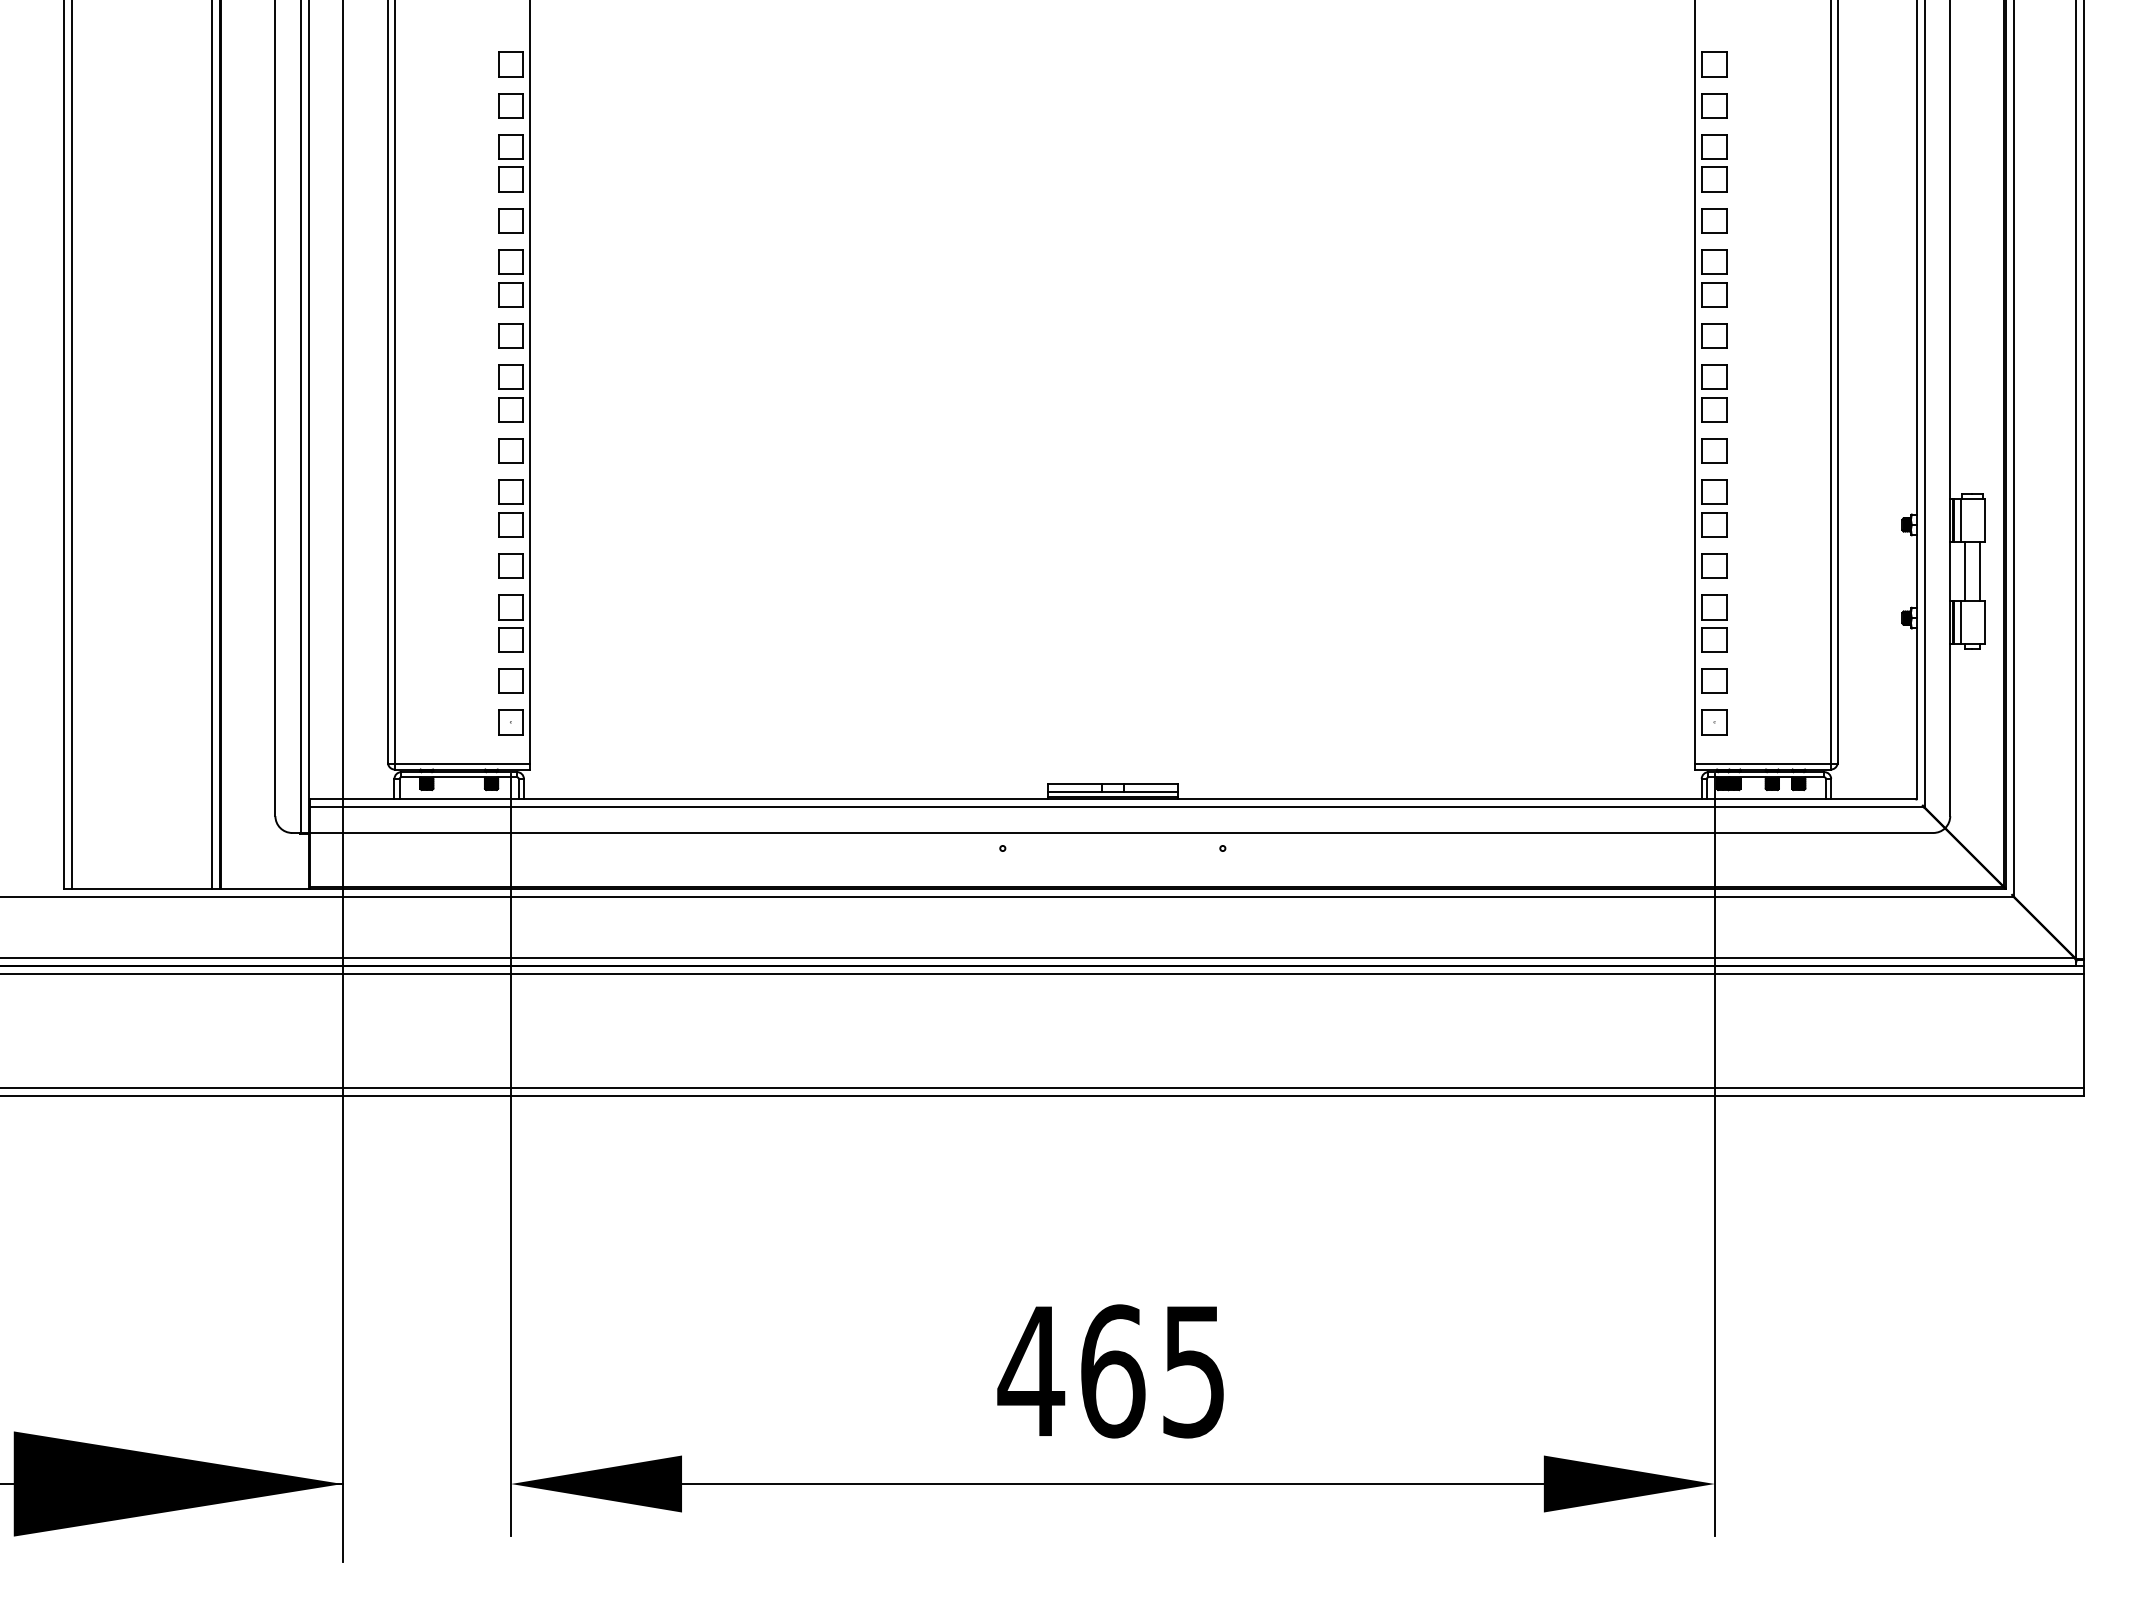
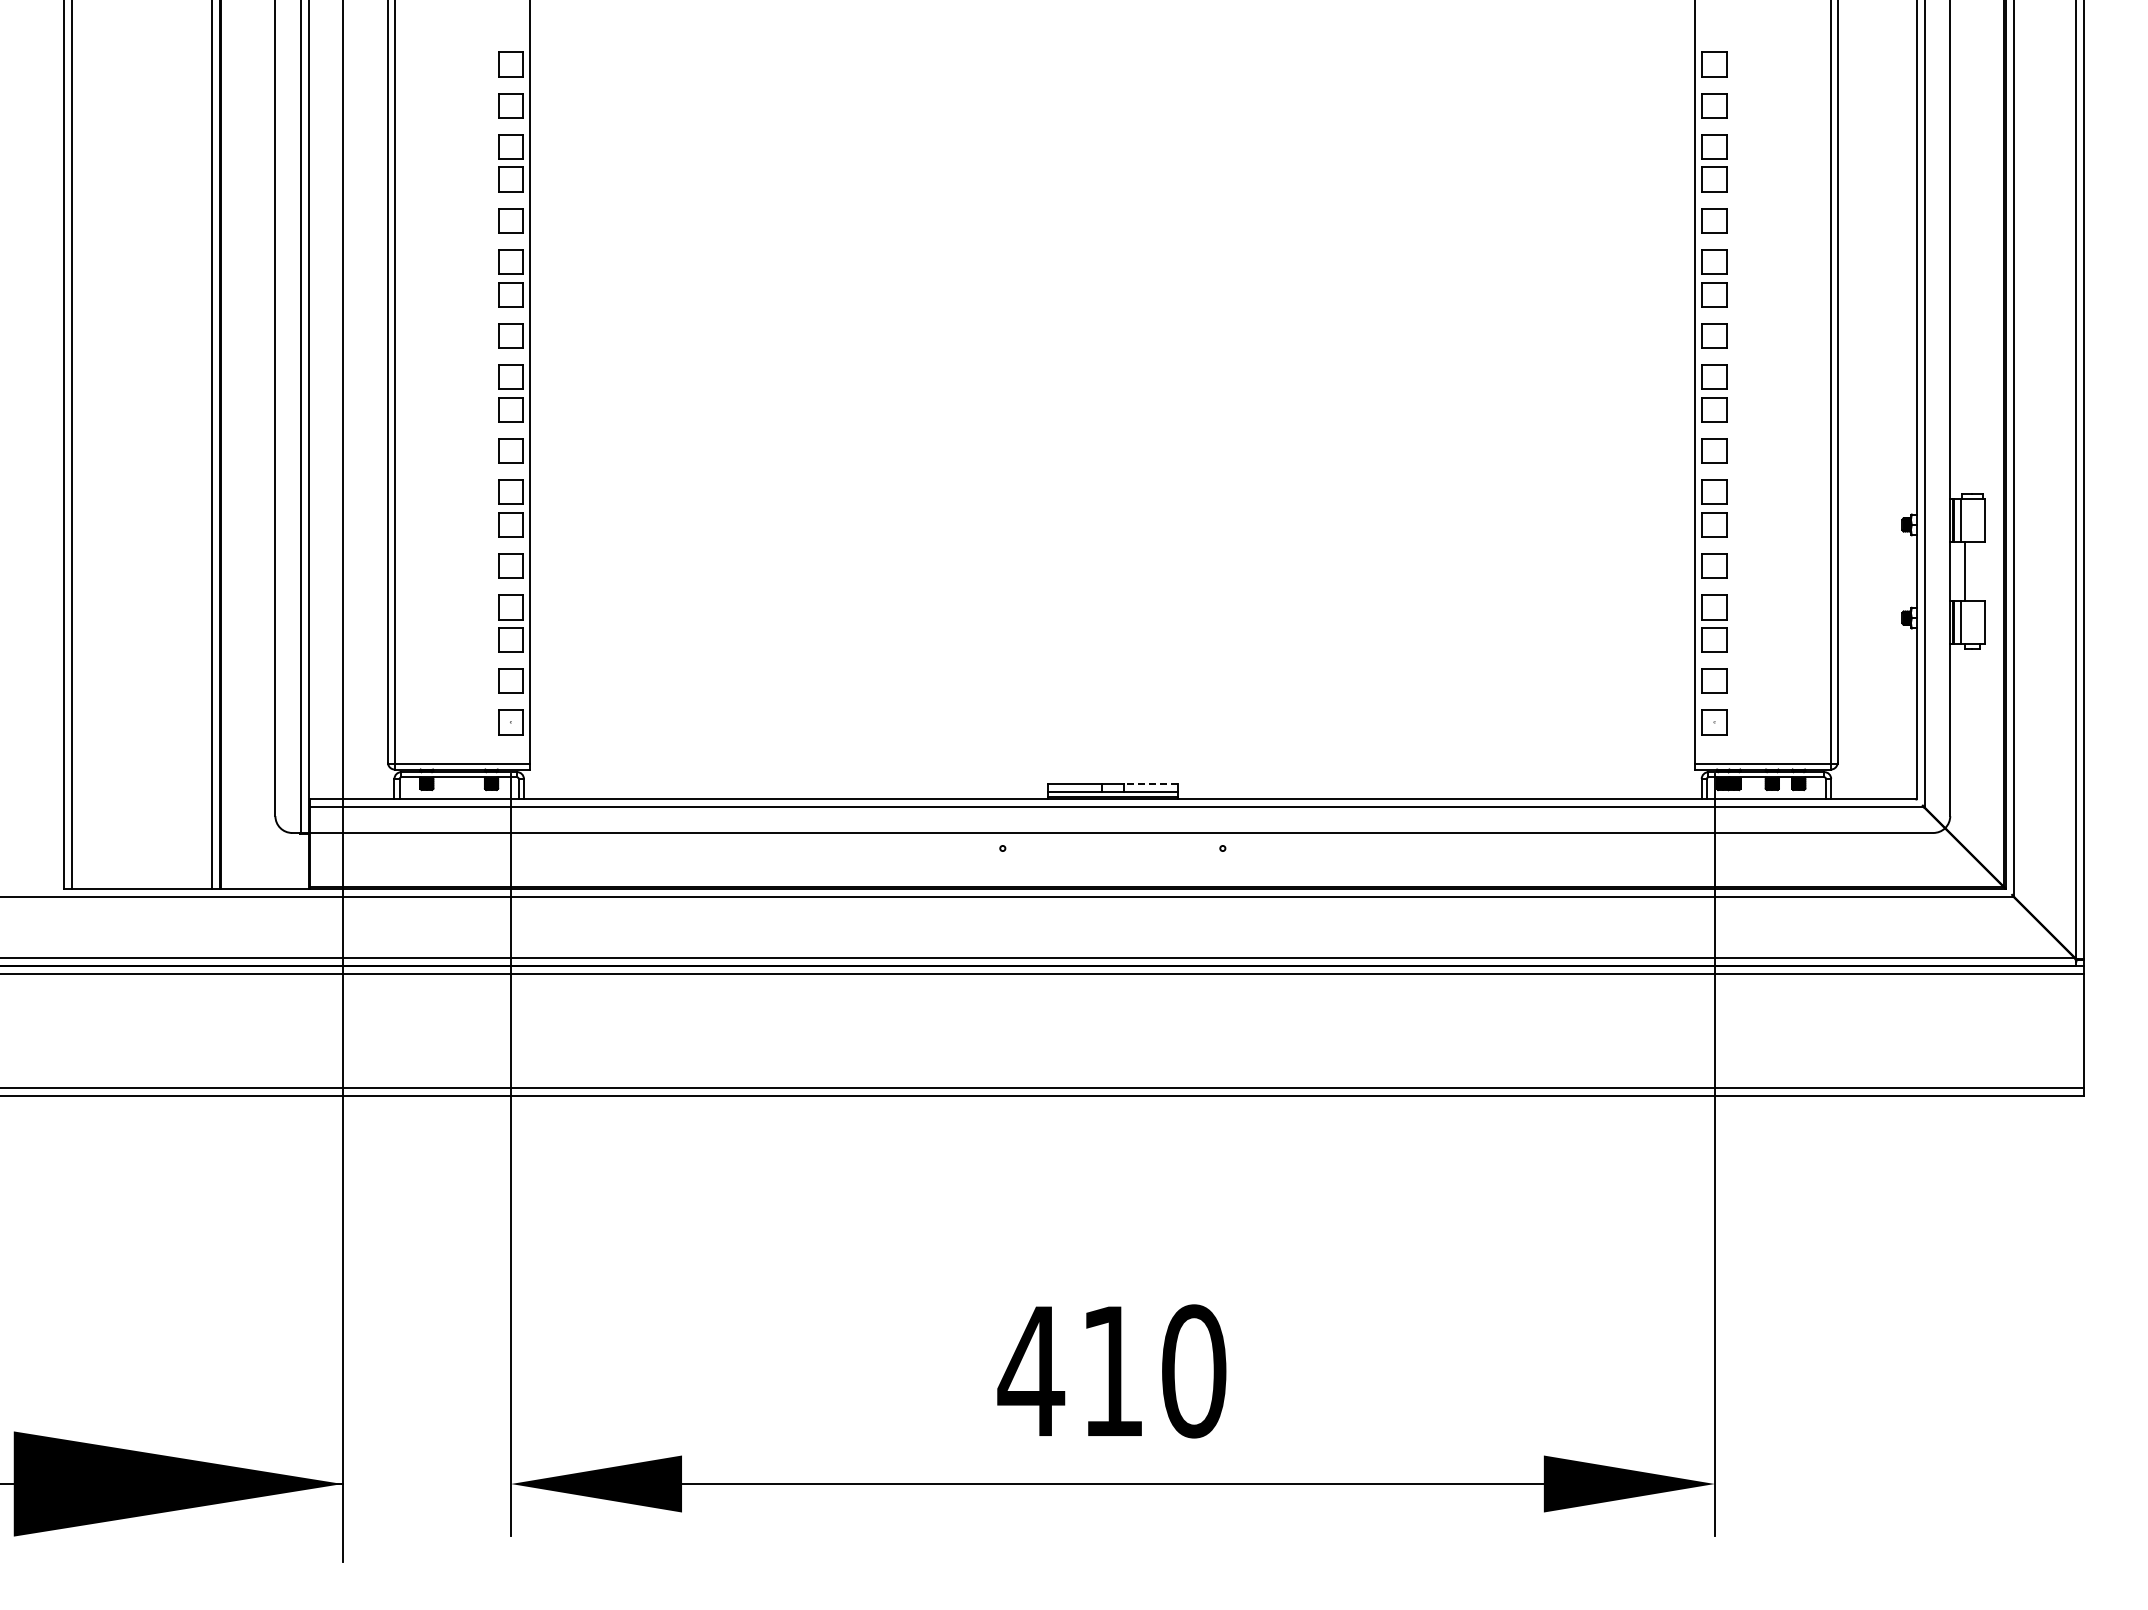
line: present -> none (1979, 571)
line: solid -> dashed (1150, 783)
text: 465 -> 410 (1153, 1371)
